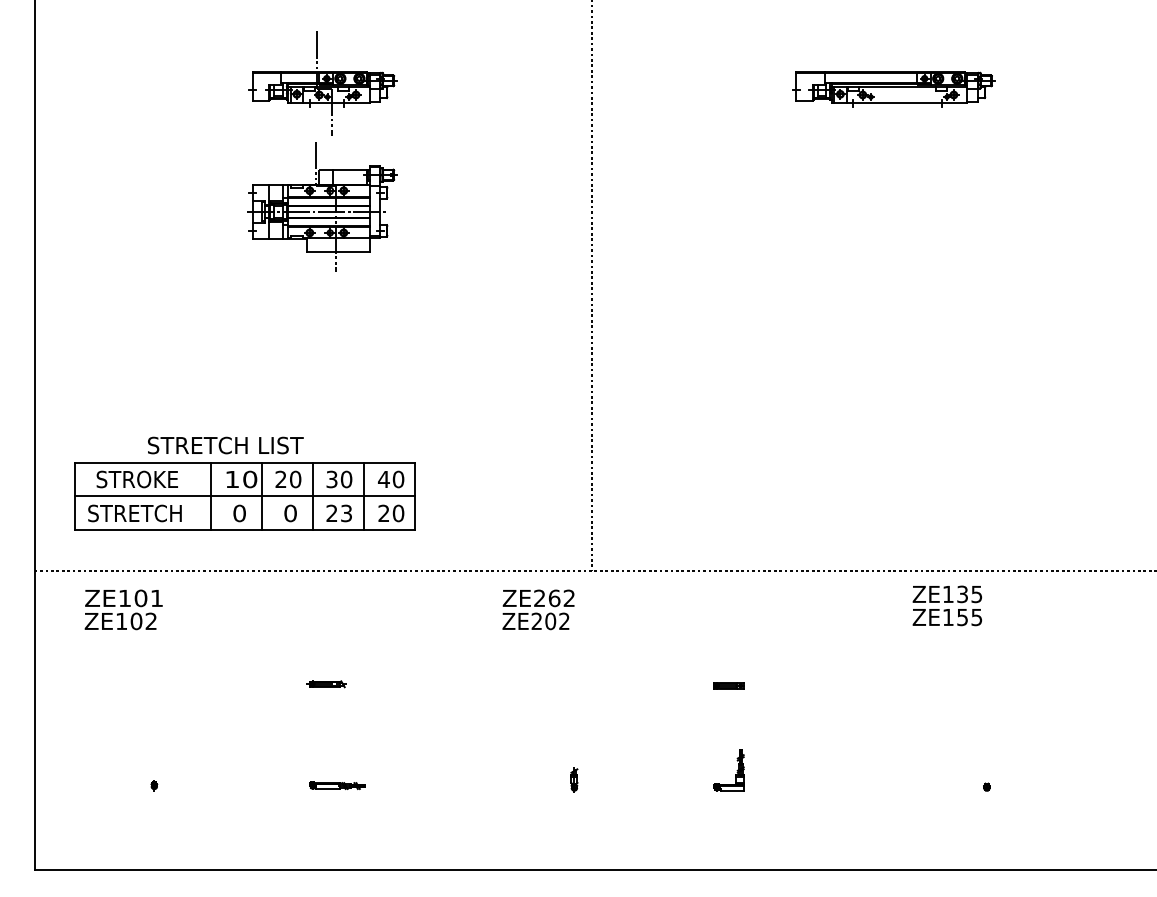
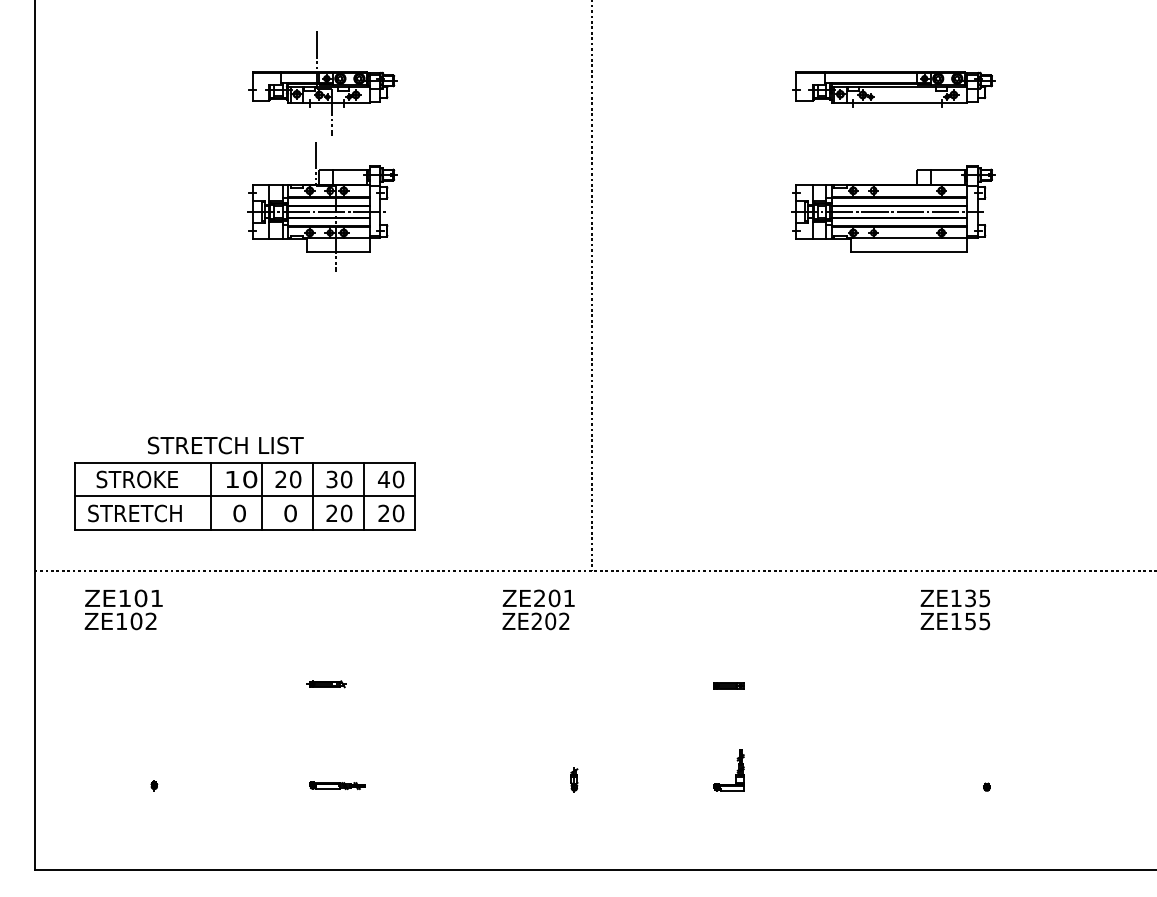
part: none -> present (893, 208)
text: 23 -> 20 (346, 513)
text: ZE262 -> ZE201 (561, 597)
text position: (947, 605) -> (955, 609) (955, 609)
